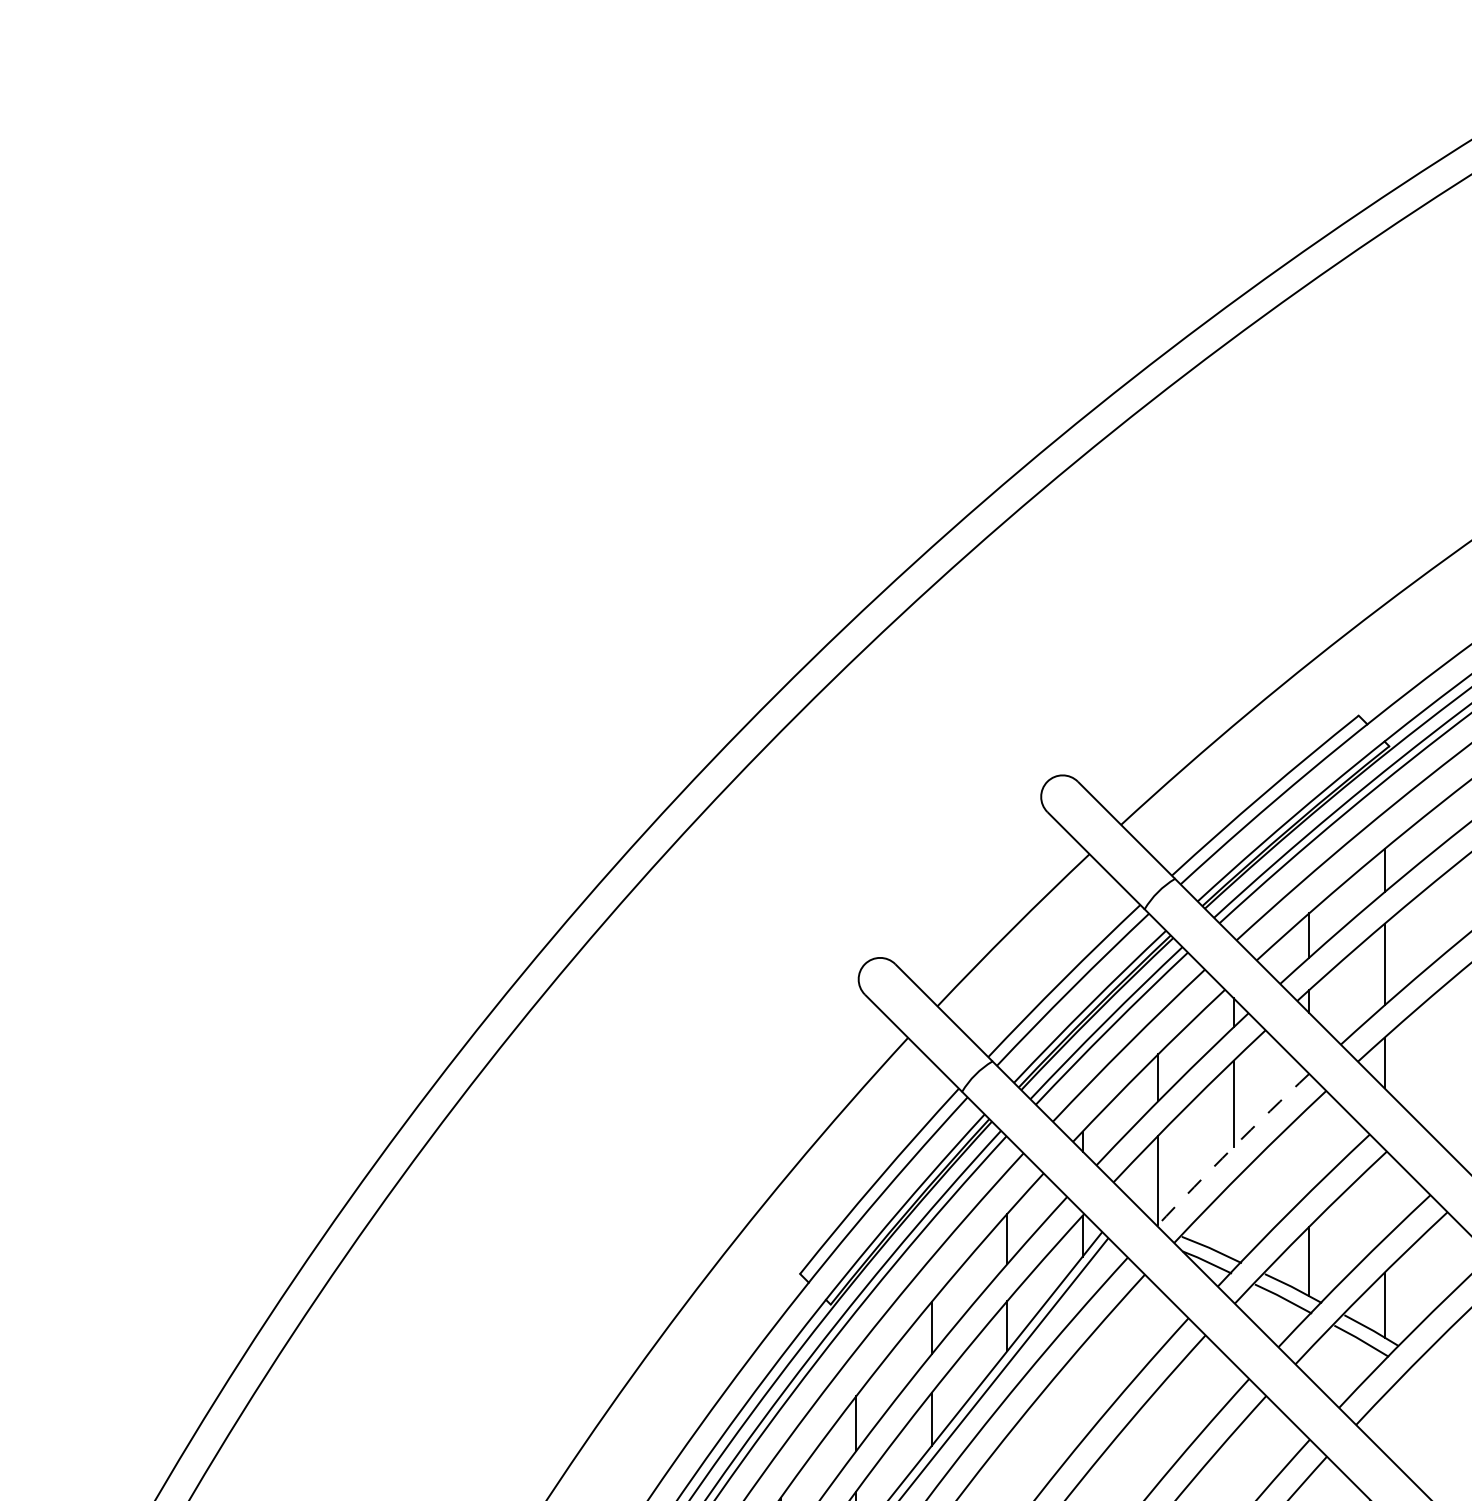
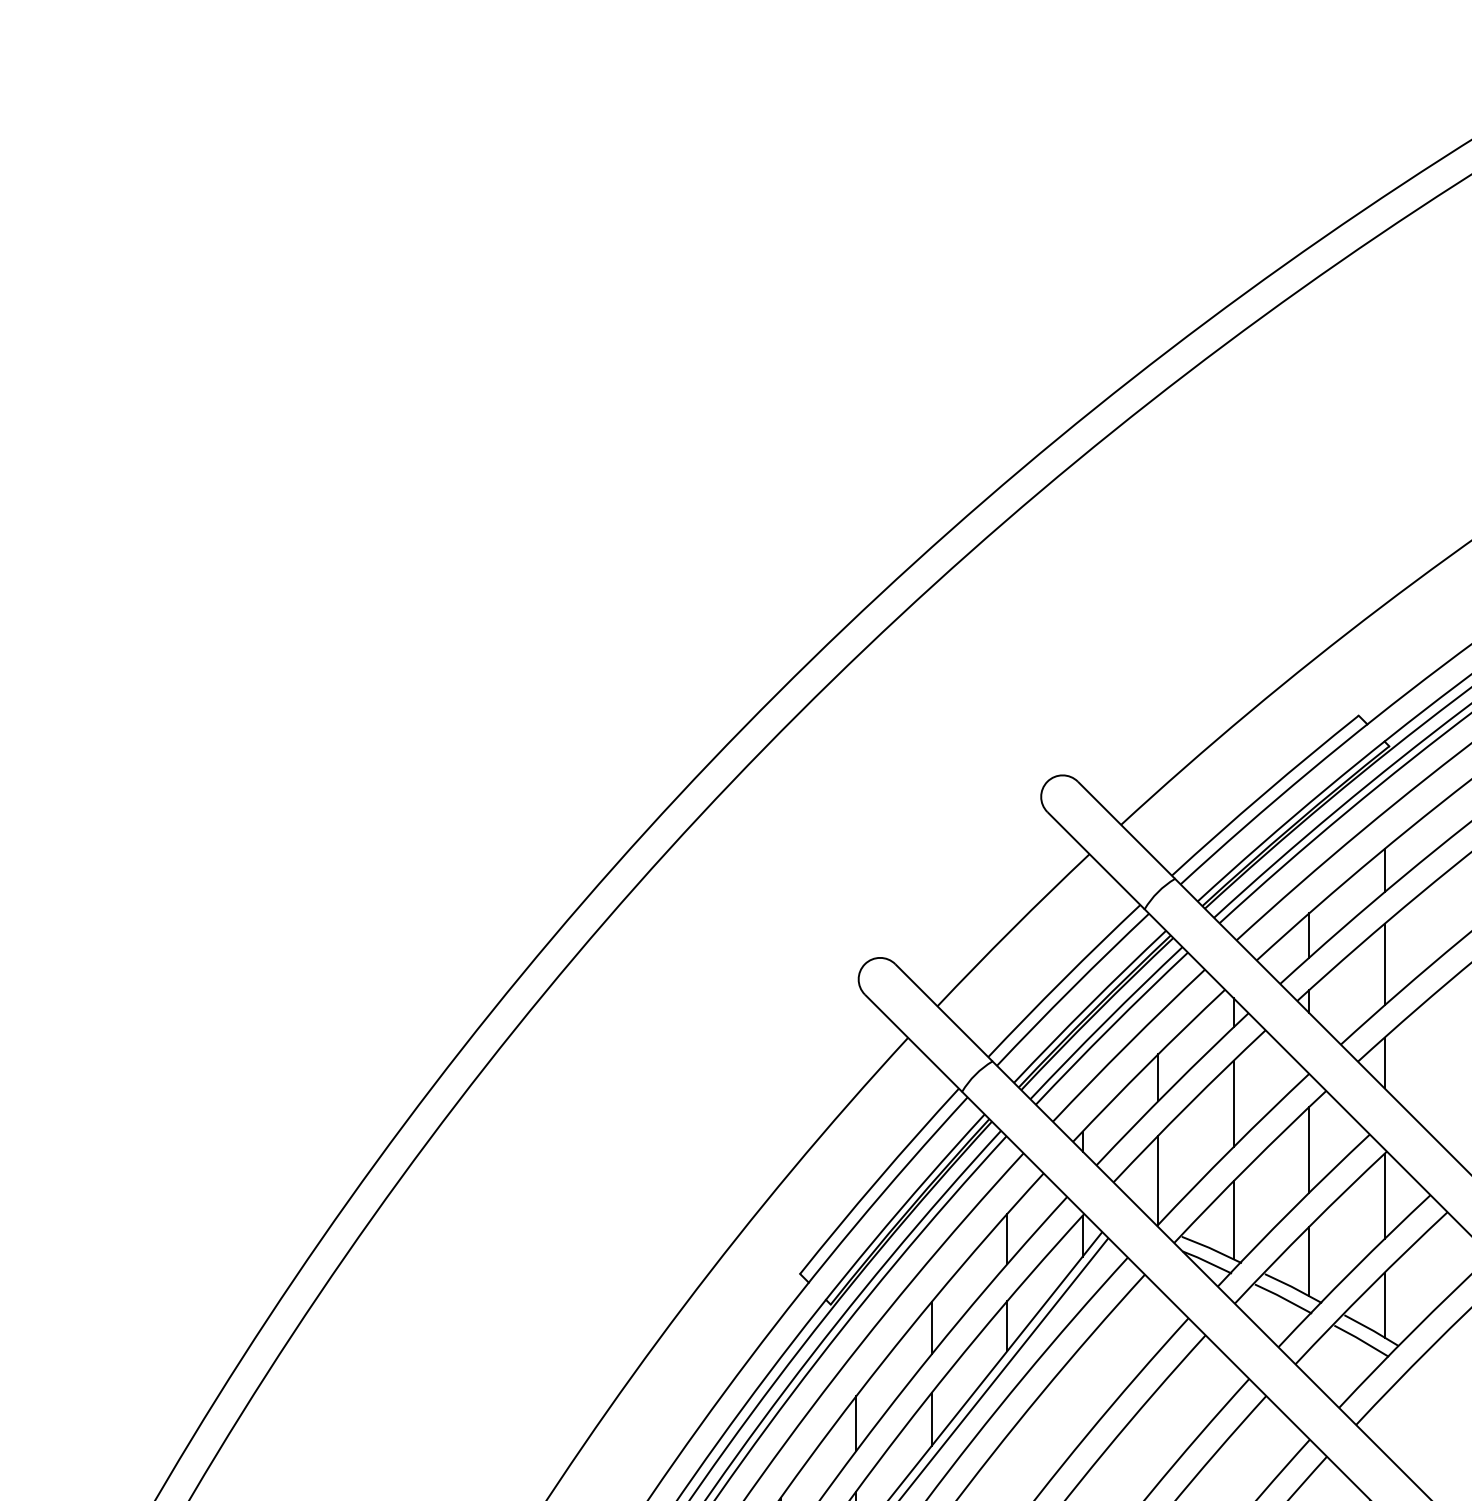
arc: dashed -> solid (1231, 1148)
line: none -> present (1309, 1149)
line: none -> present (1384, 1195)
line: none -> present (1233, 1220)
